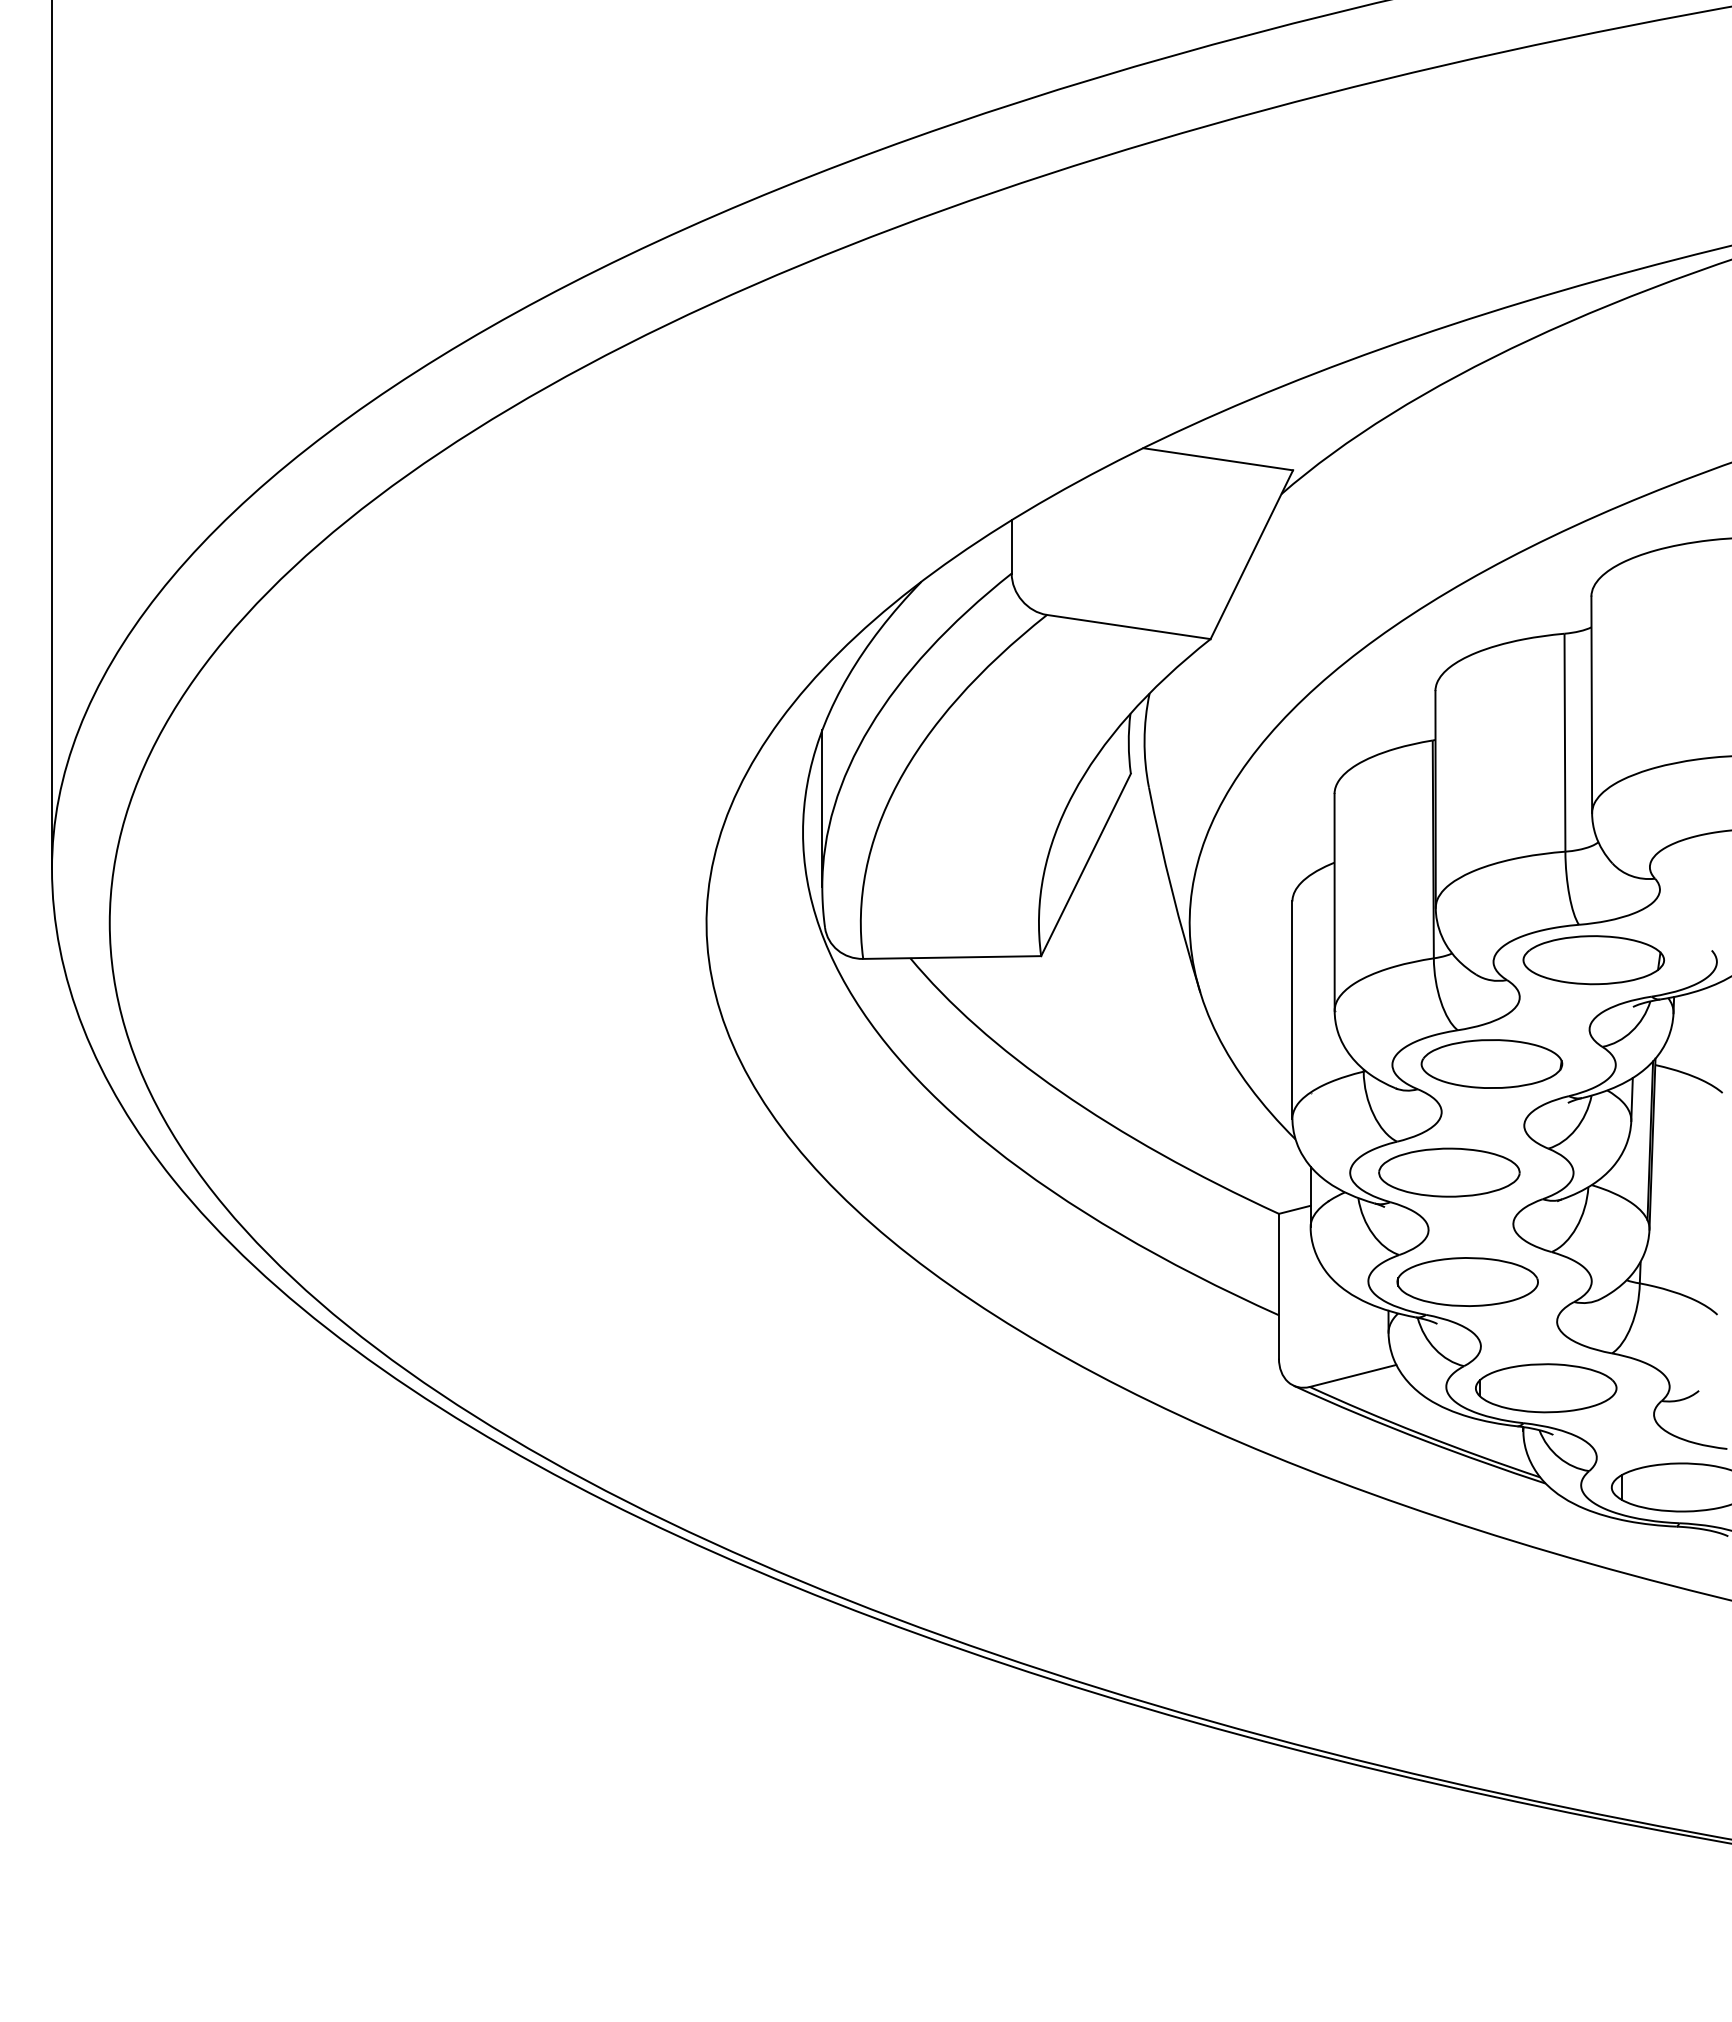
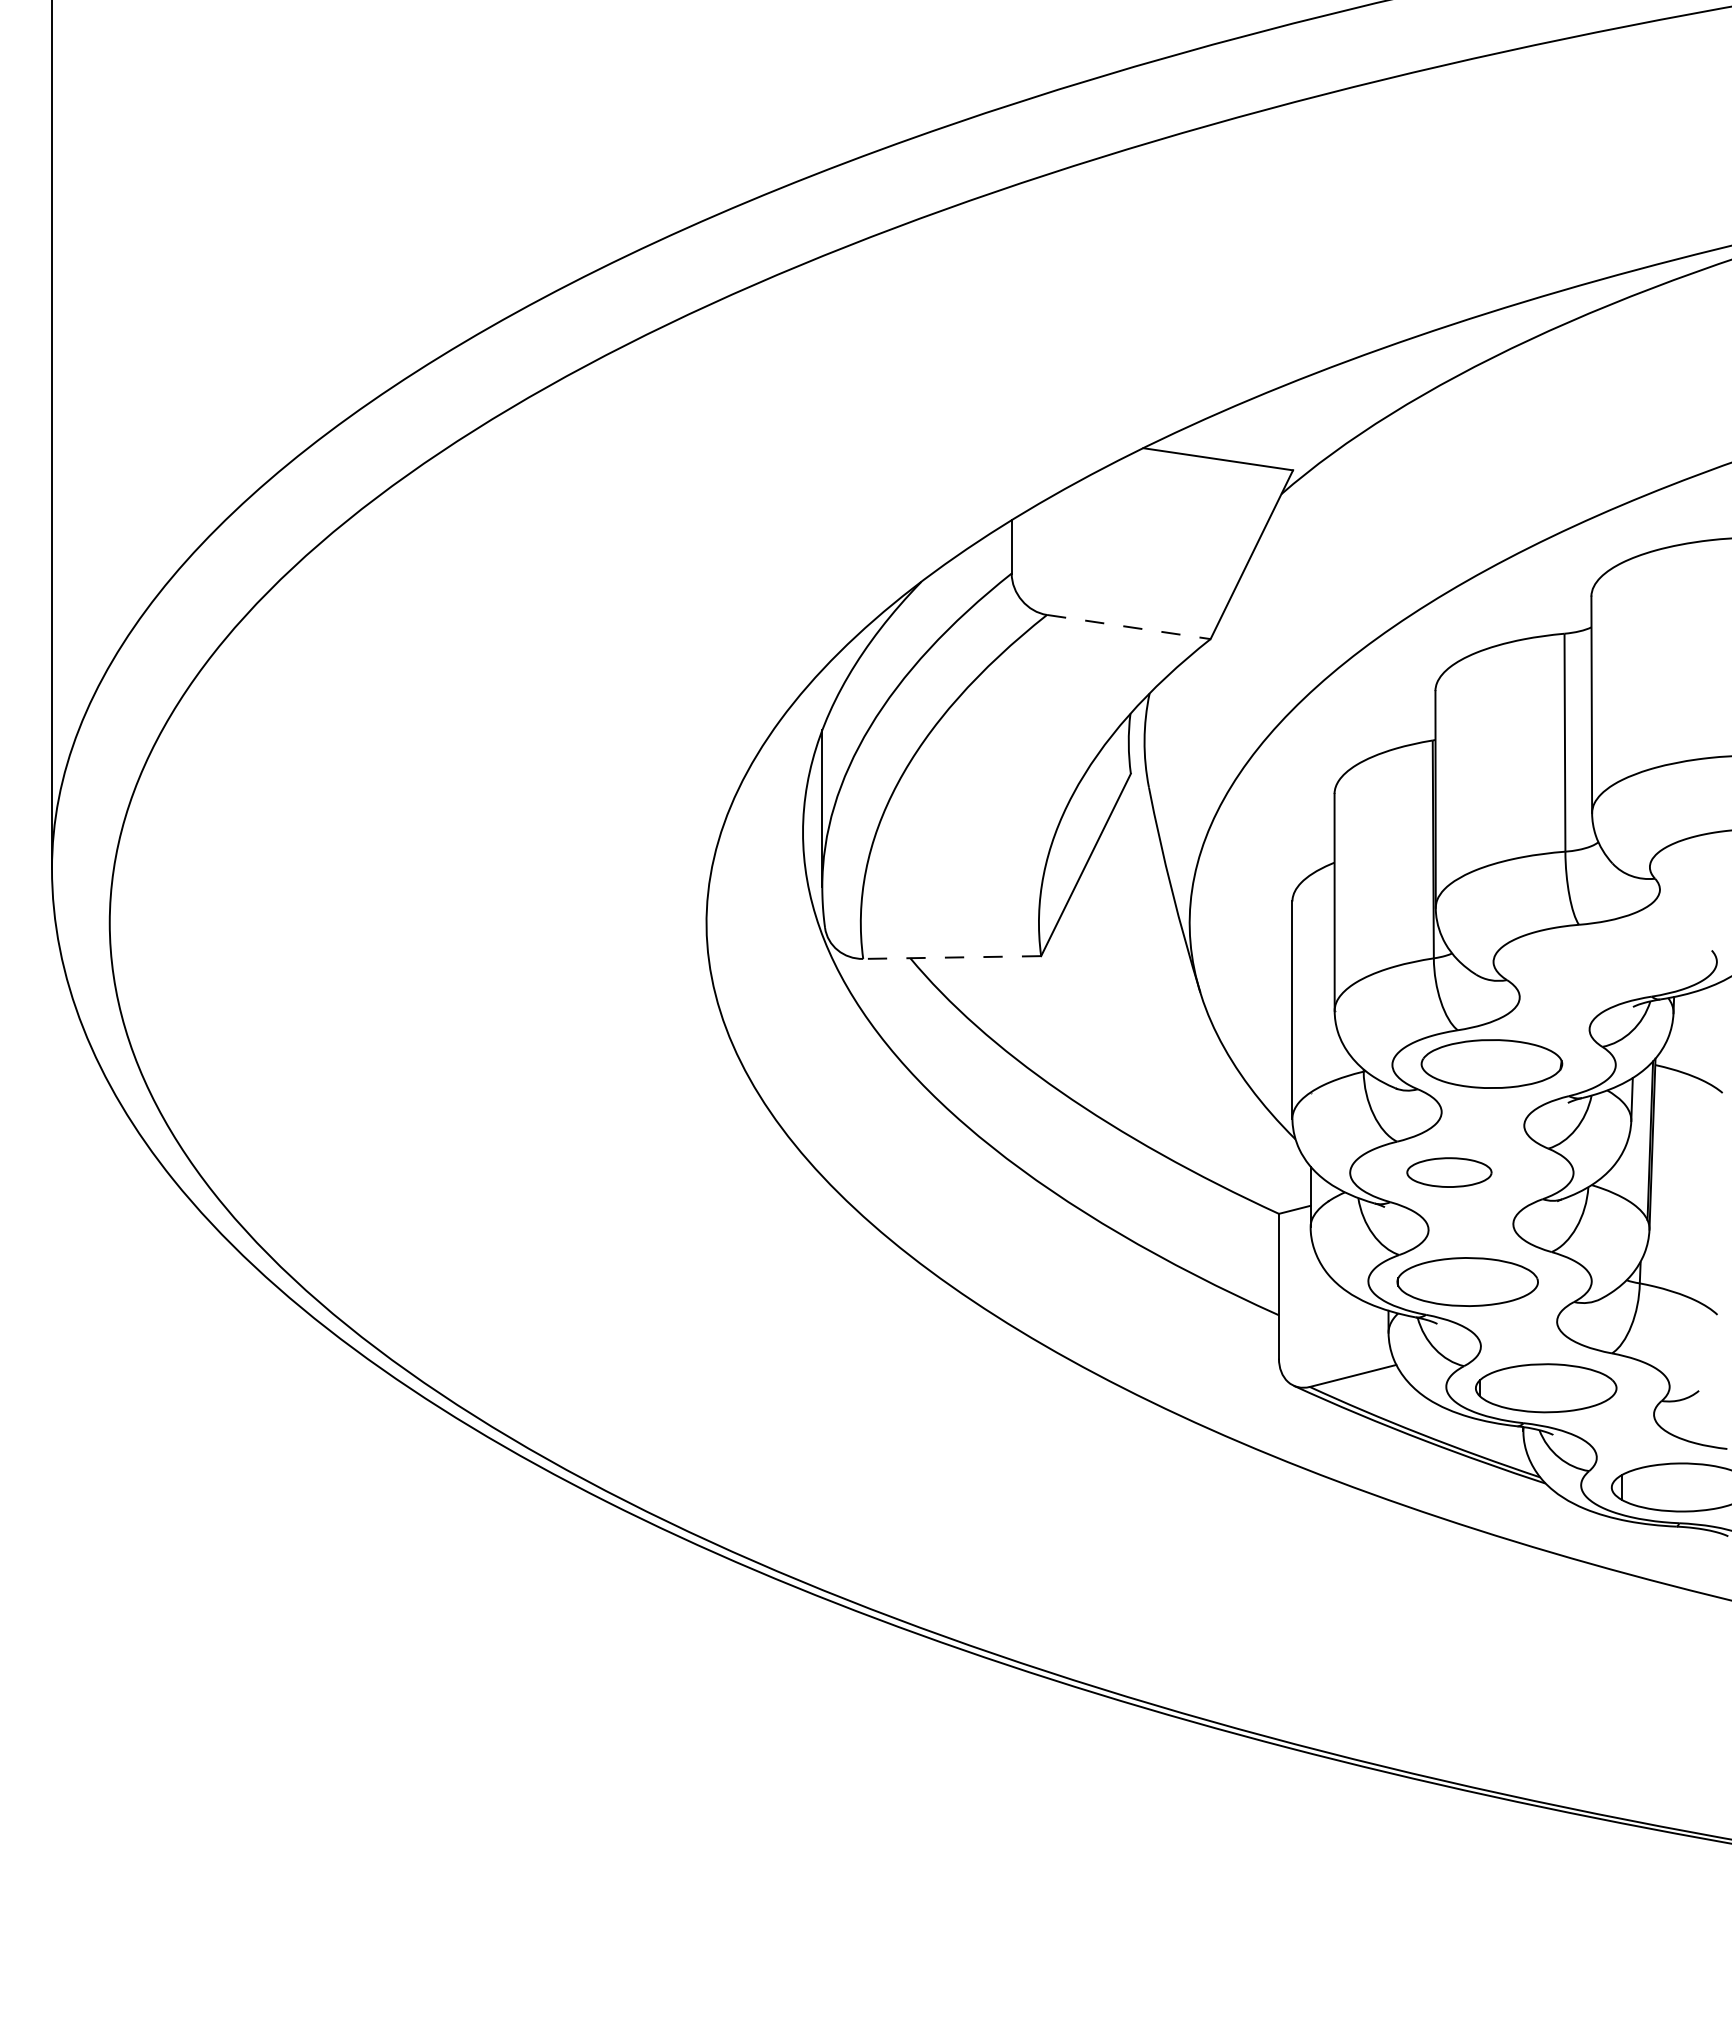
line: solid -> dashed (1128, 627)
line: solid -> dashed (952, 957)
part: present -> none (1593, 960)
part size: 143x51 px -> 87x31 px (1449, 1172)
